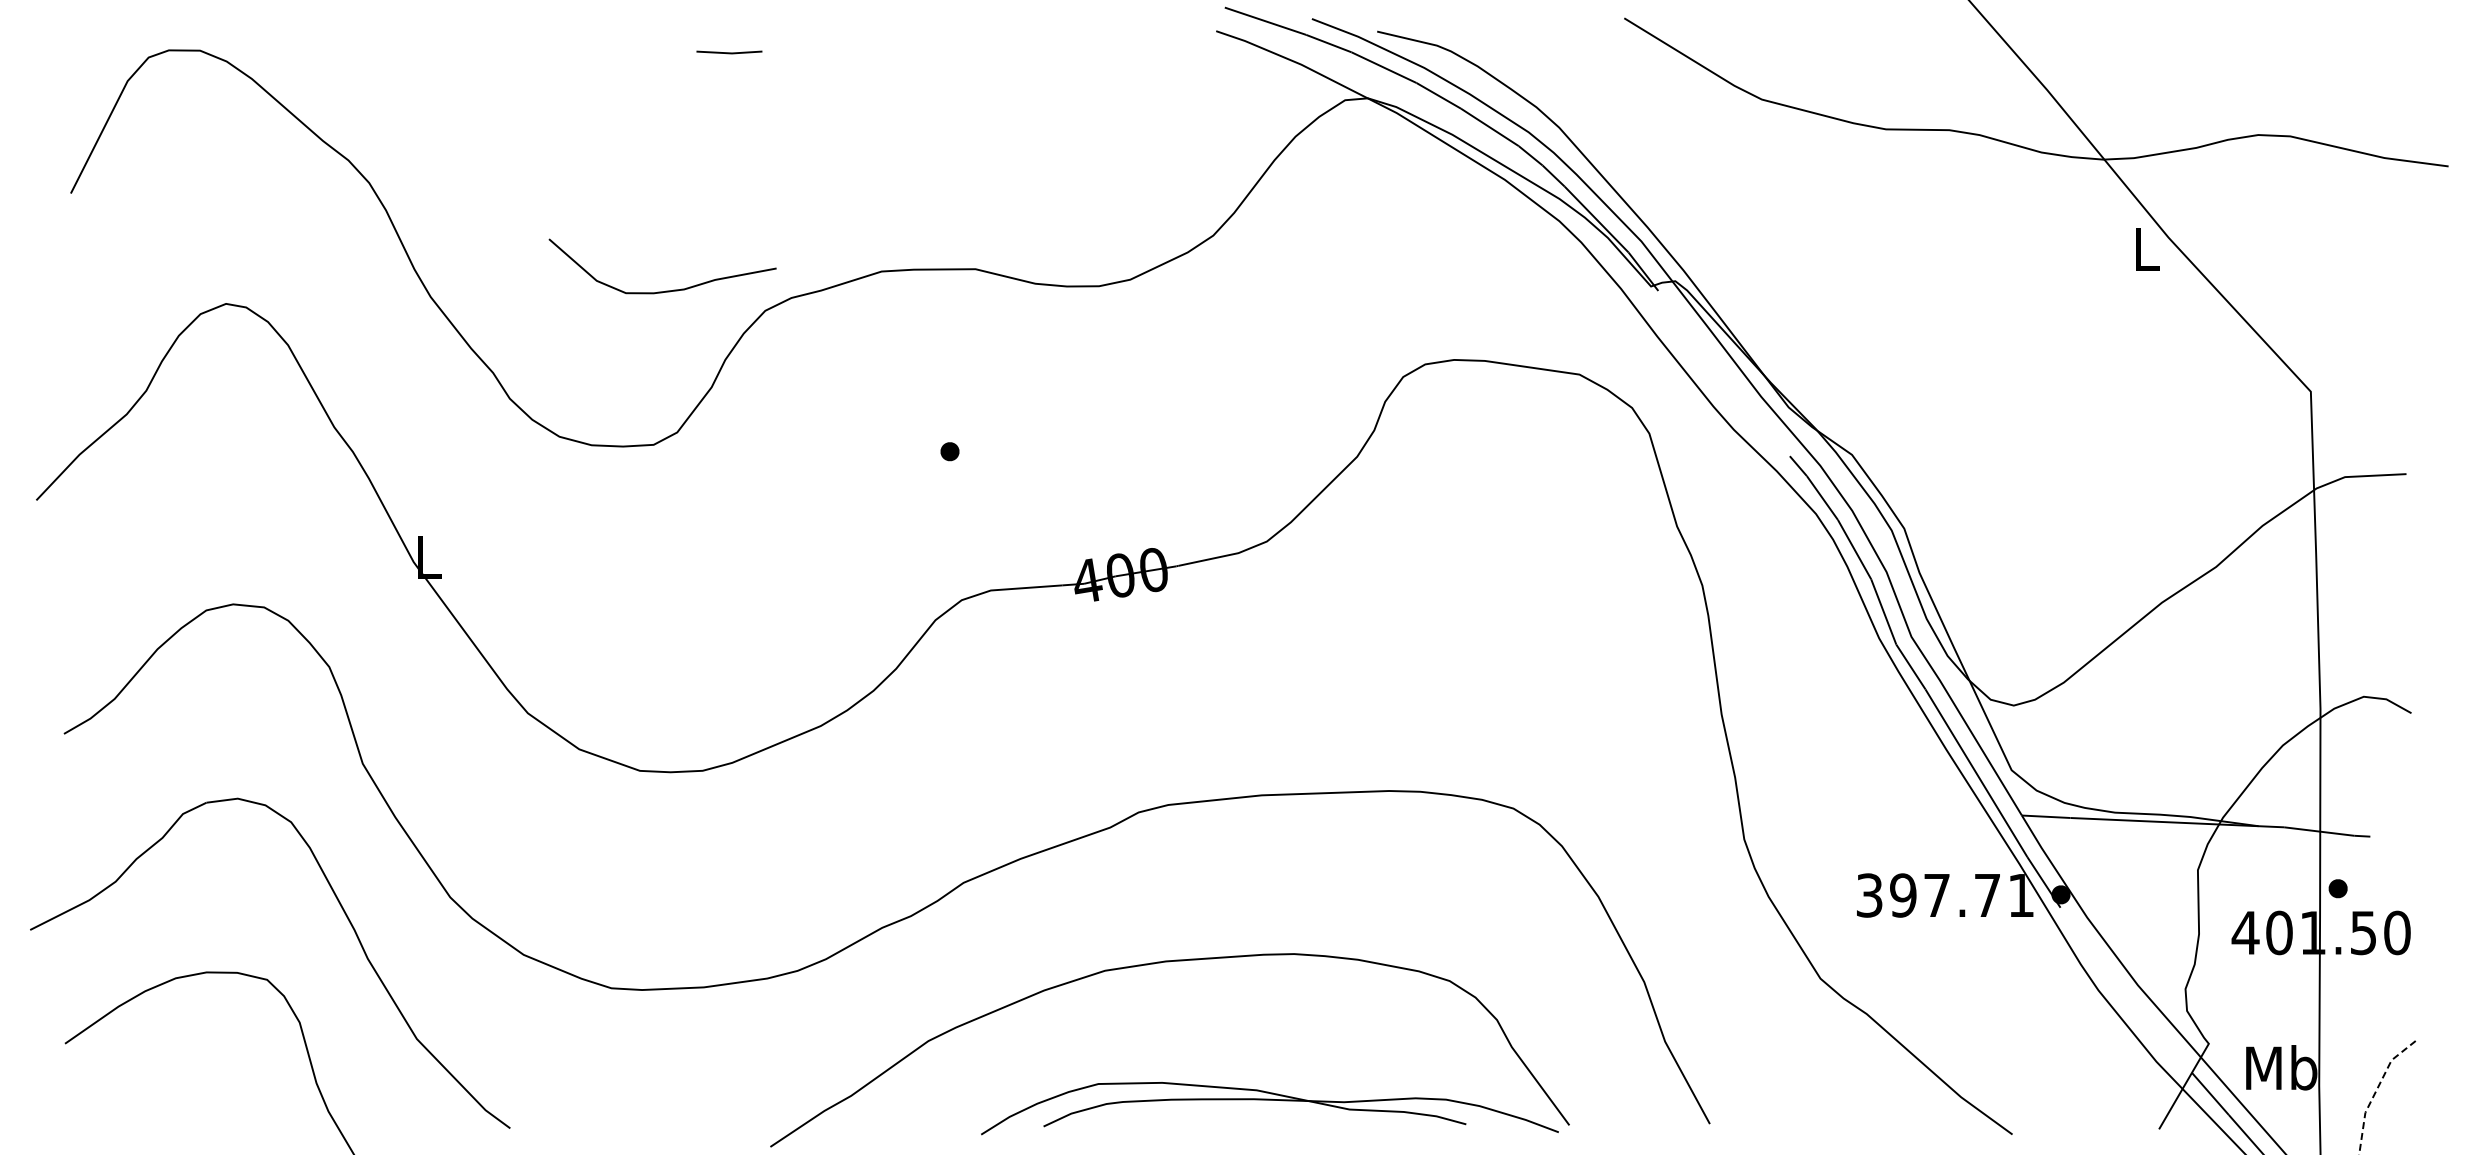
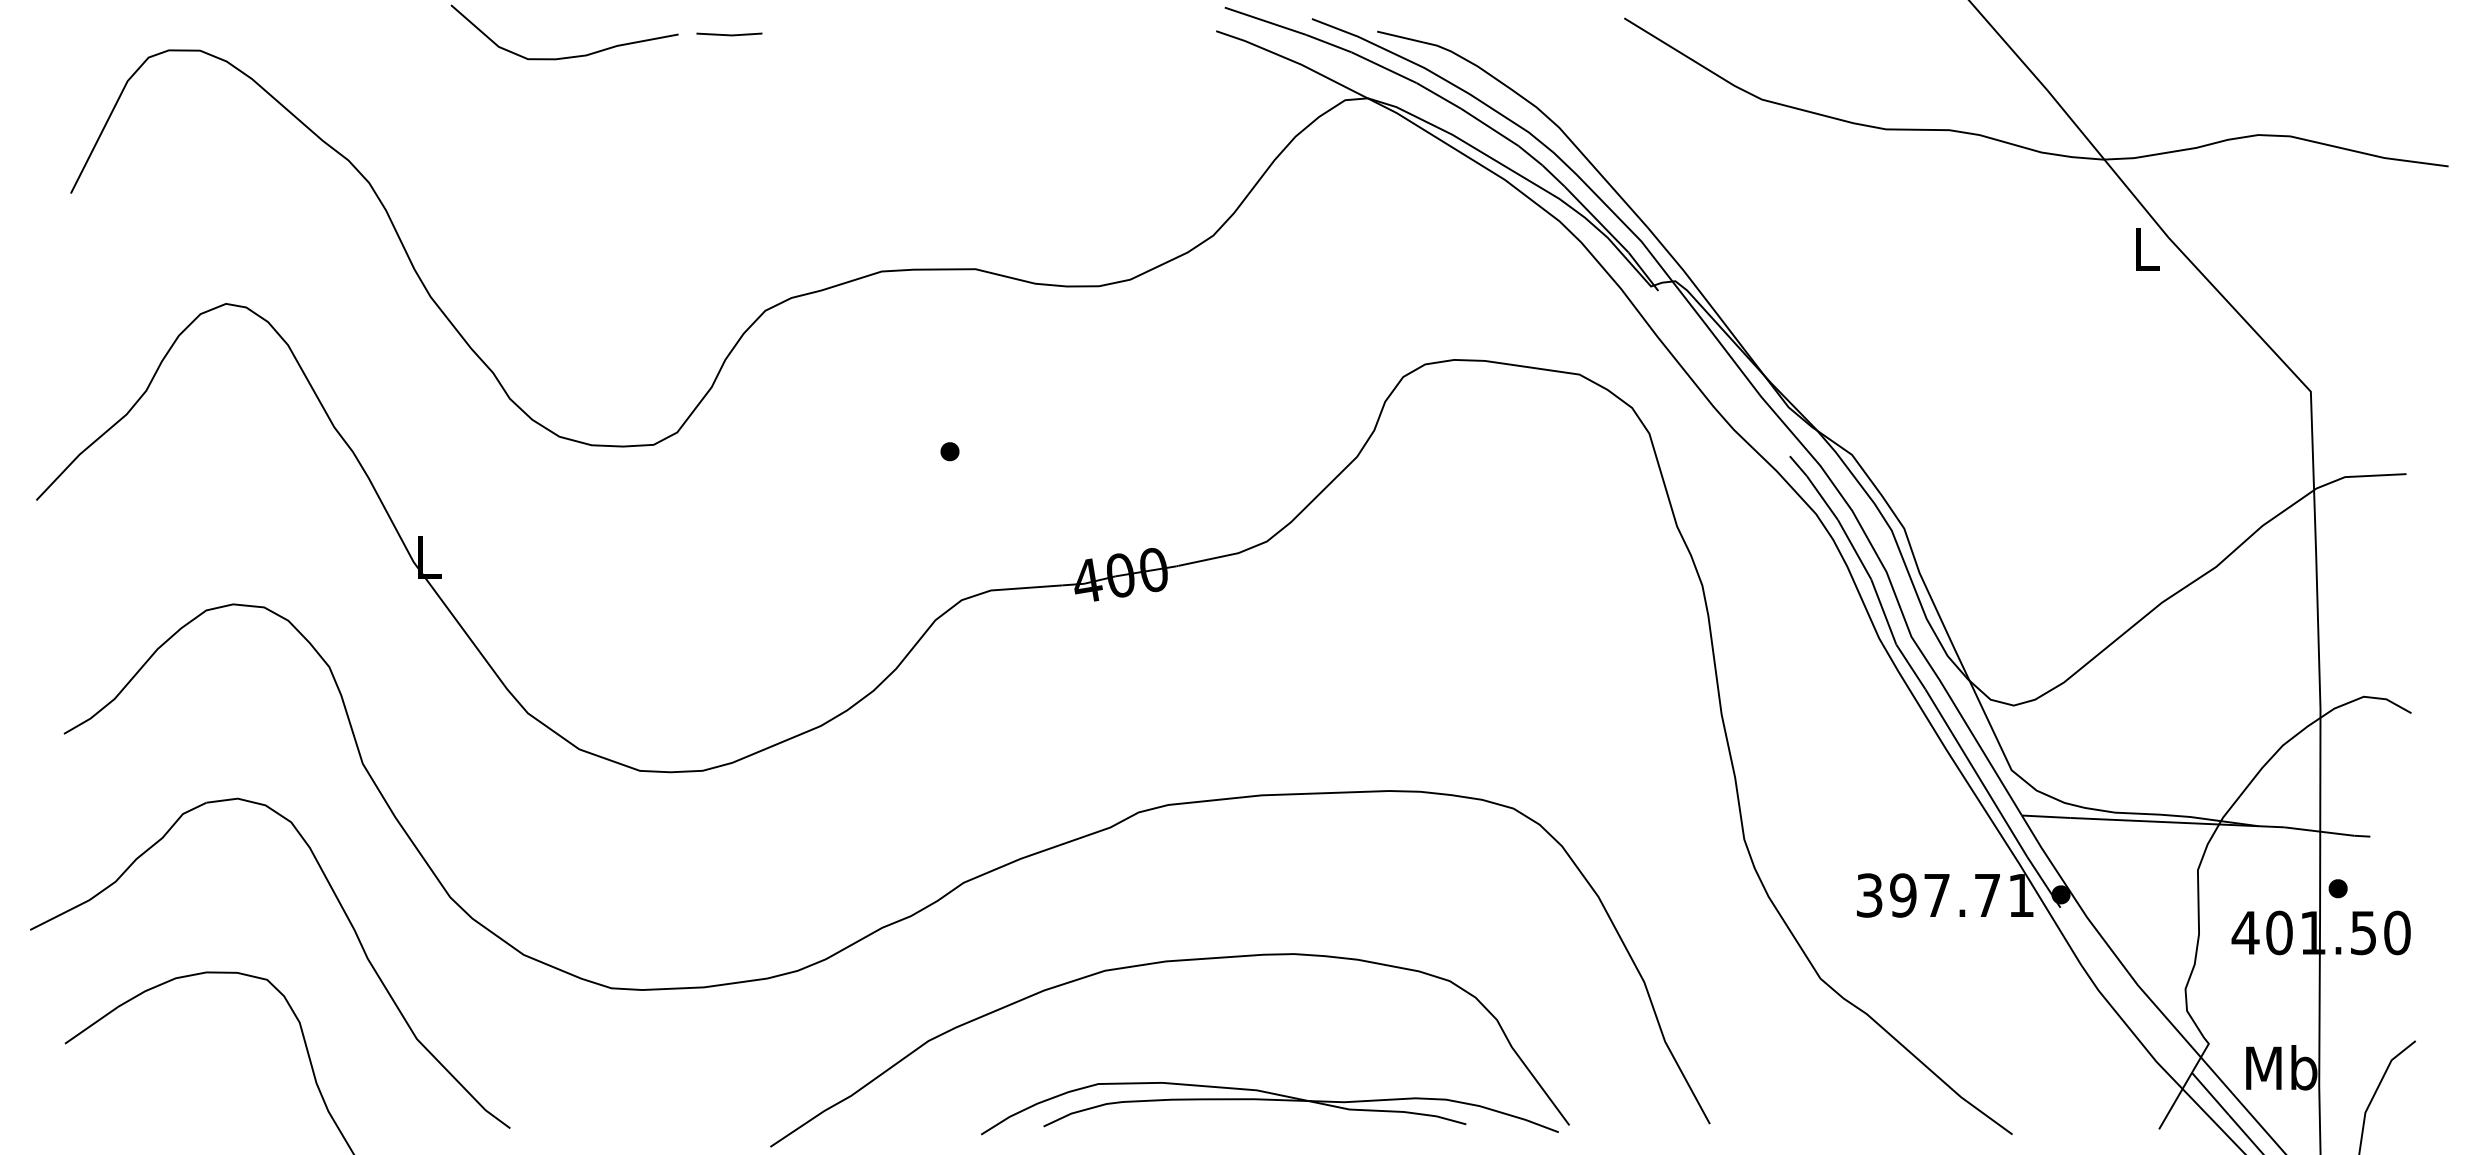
line position: (729, 52) -> (729, 34) (729, 34)
curve position: (665, 290) -> (567, 56) (567, 56)
line: dashed -> solid (2375, 1092)
